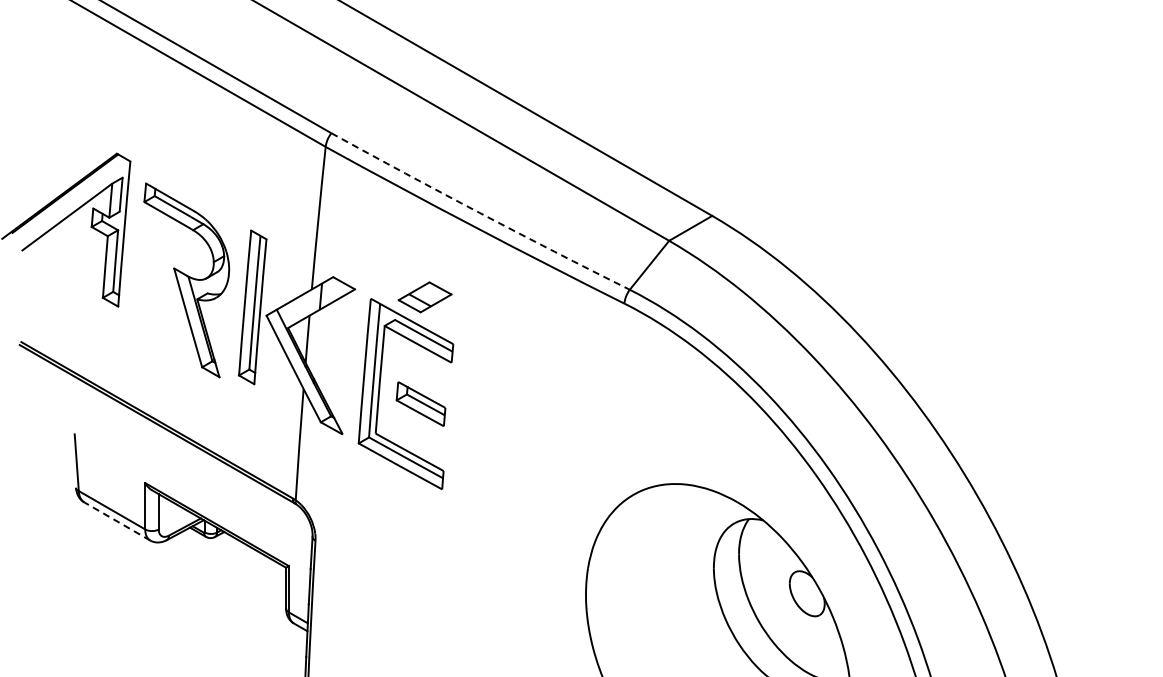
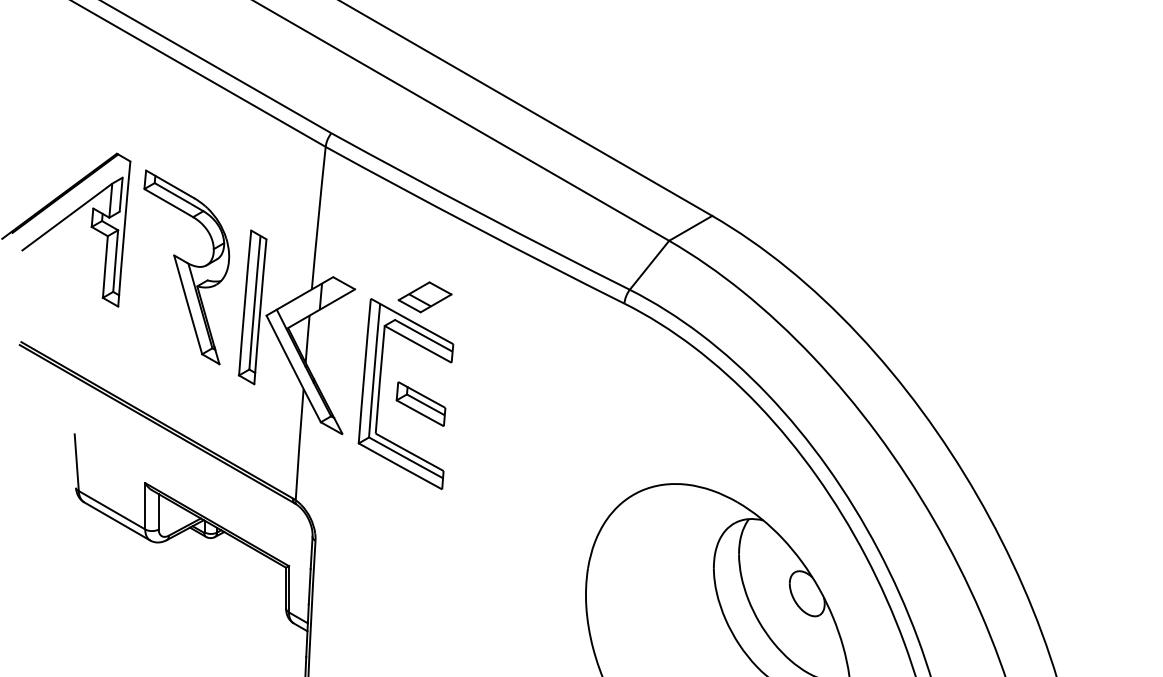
arc: dashed -> solid (479, 212)
part position: (186, 280) -> (186, 267) (186, 267)
line: dashed -> solid (116, 521)
